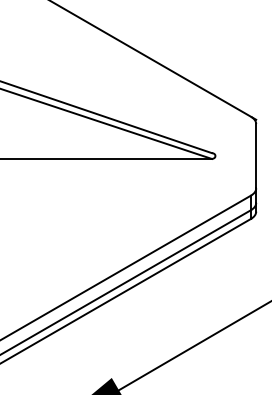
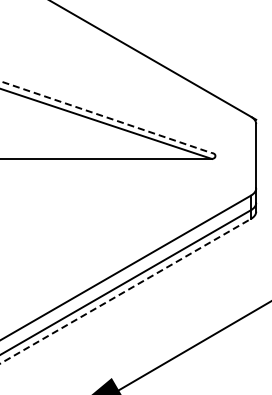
line: solid -> dashed (106, 117)
line: solid -> dashed (126, 290)
